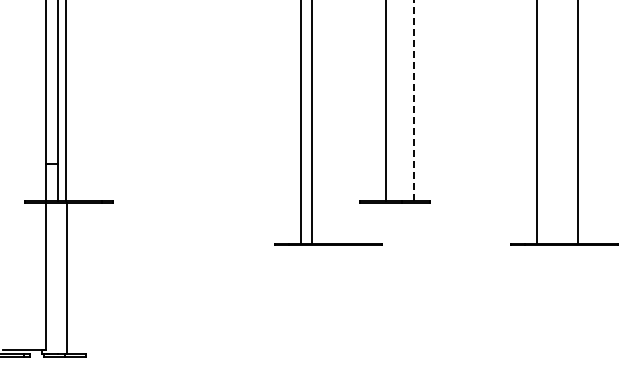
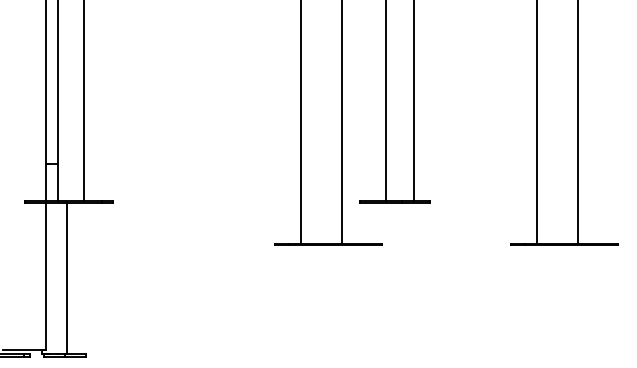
line: dashed -> solid (413, 100)
line position: (65, 101) -> (83, 101) (83, 101)
line position: (311, 123) -> (341, 123) (341, 123)
